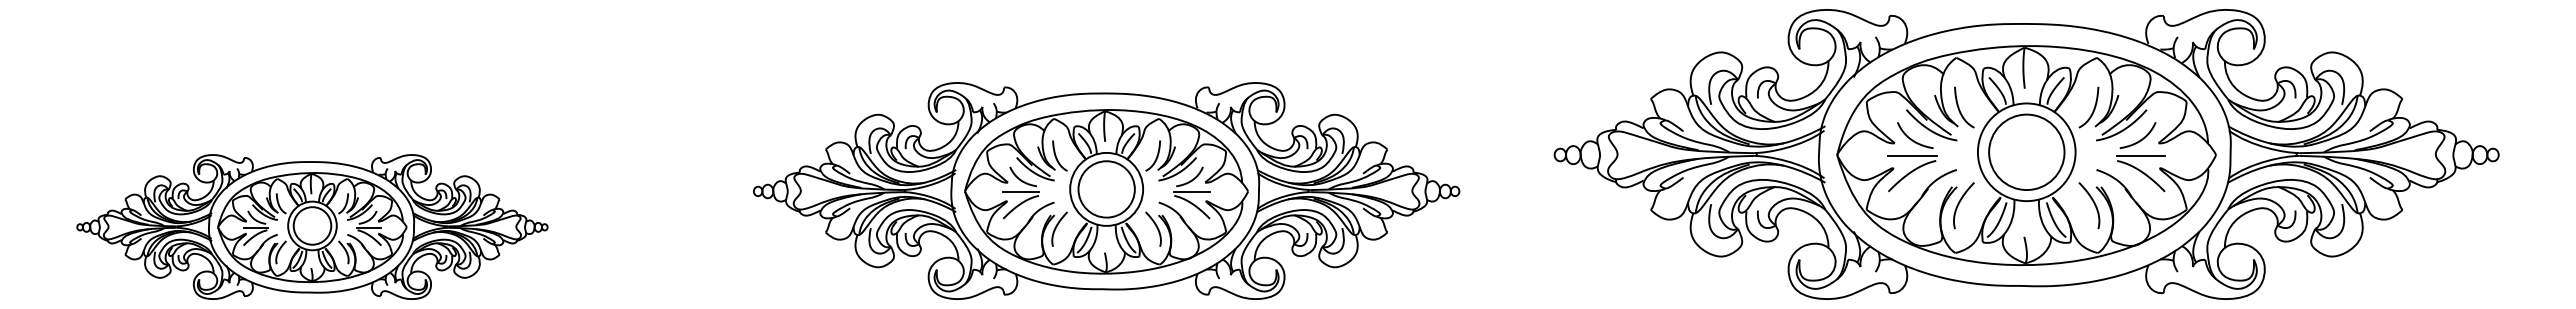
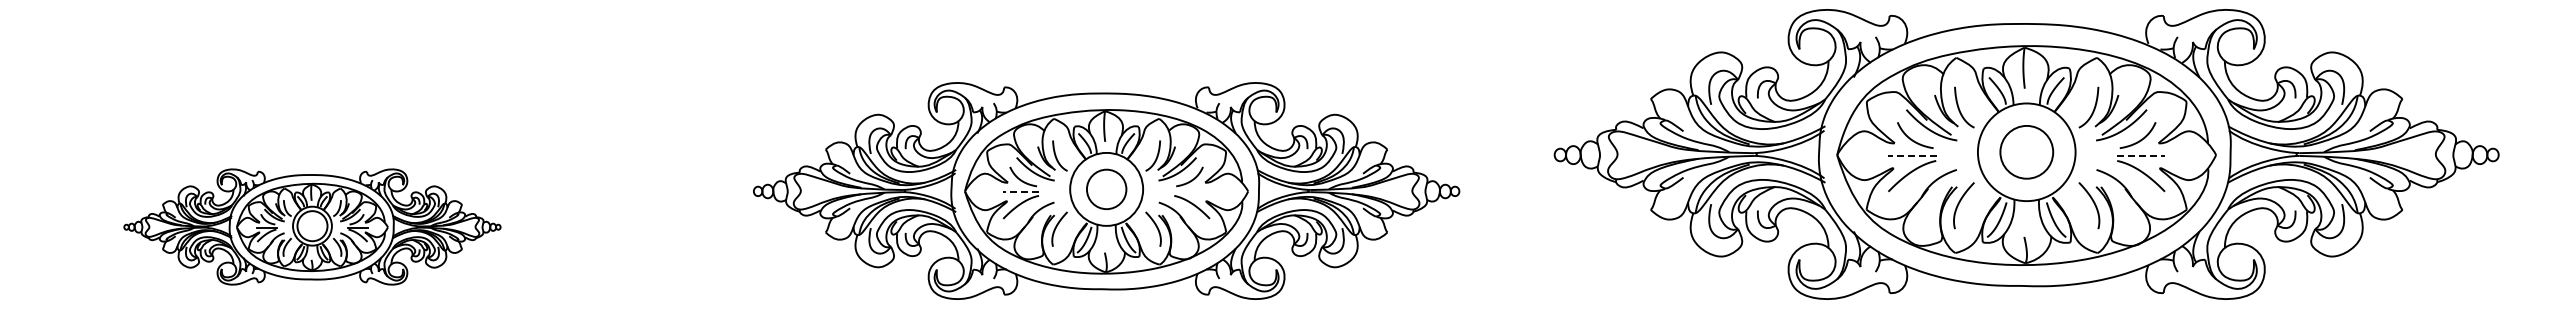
circle diameter: 75 px -> 53 px (2026, 151)
line: solid -> dashed (1912, 155)
line: solid -> dashed (2141, 155)
circle diameter: 56 px -> 39 px (1106, 189)
line: solid -> dashed (1020, 191)
line: present -> none (1191, 191)
part size: 473x146 px -> 379x118 px (312, 226)
